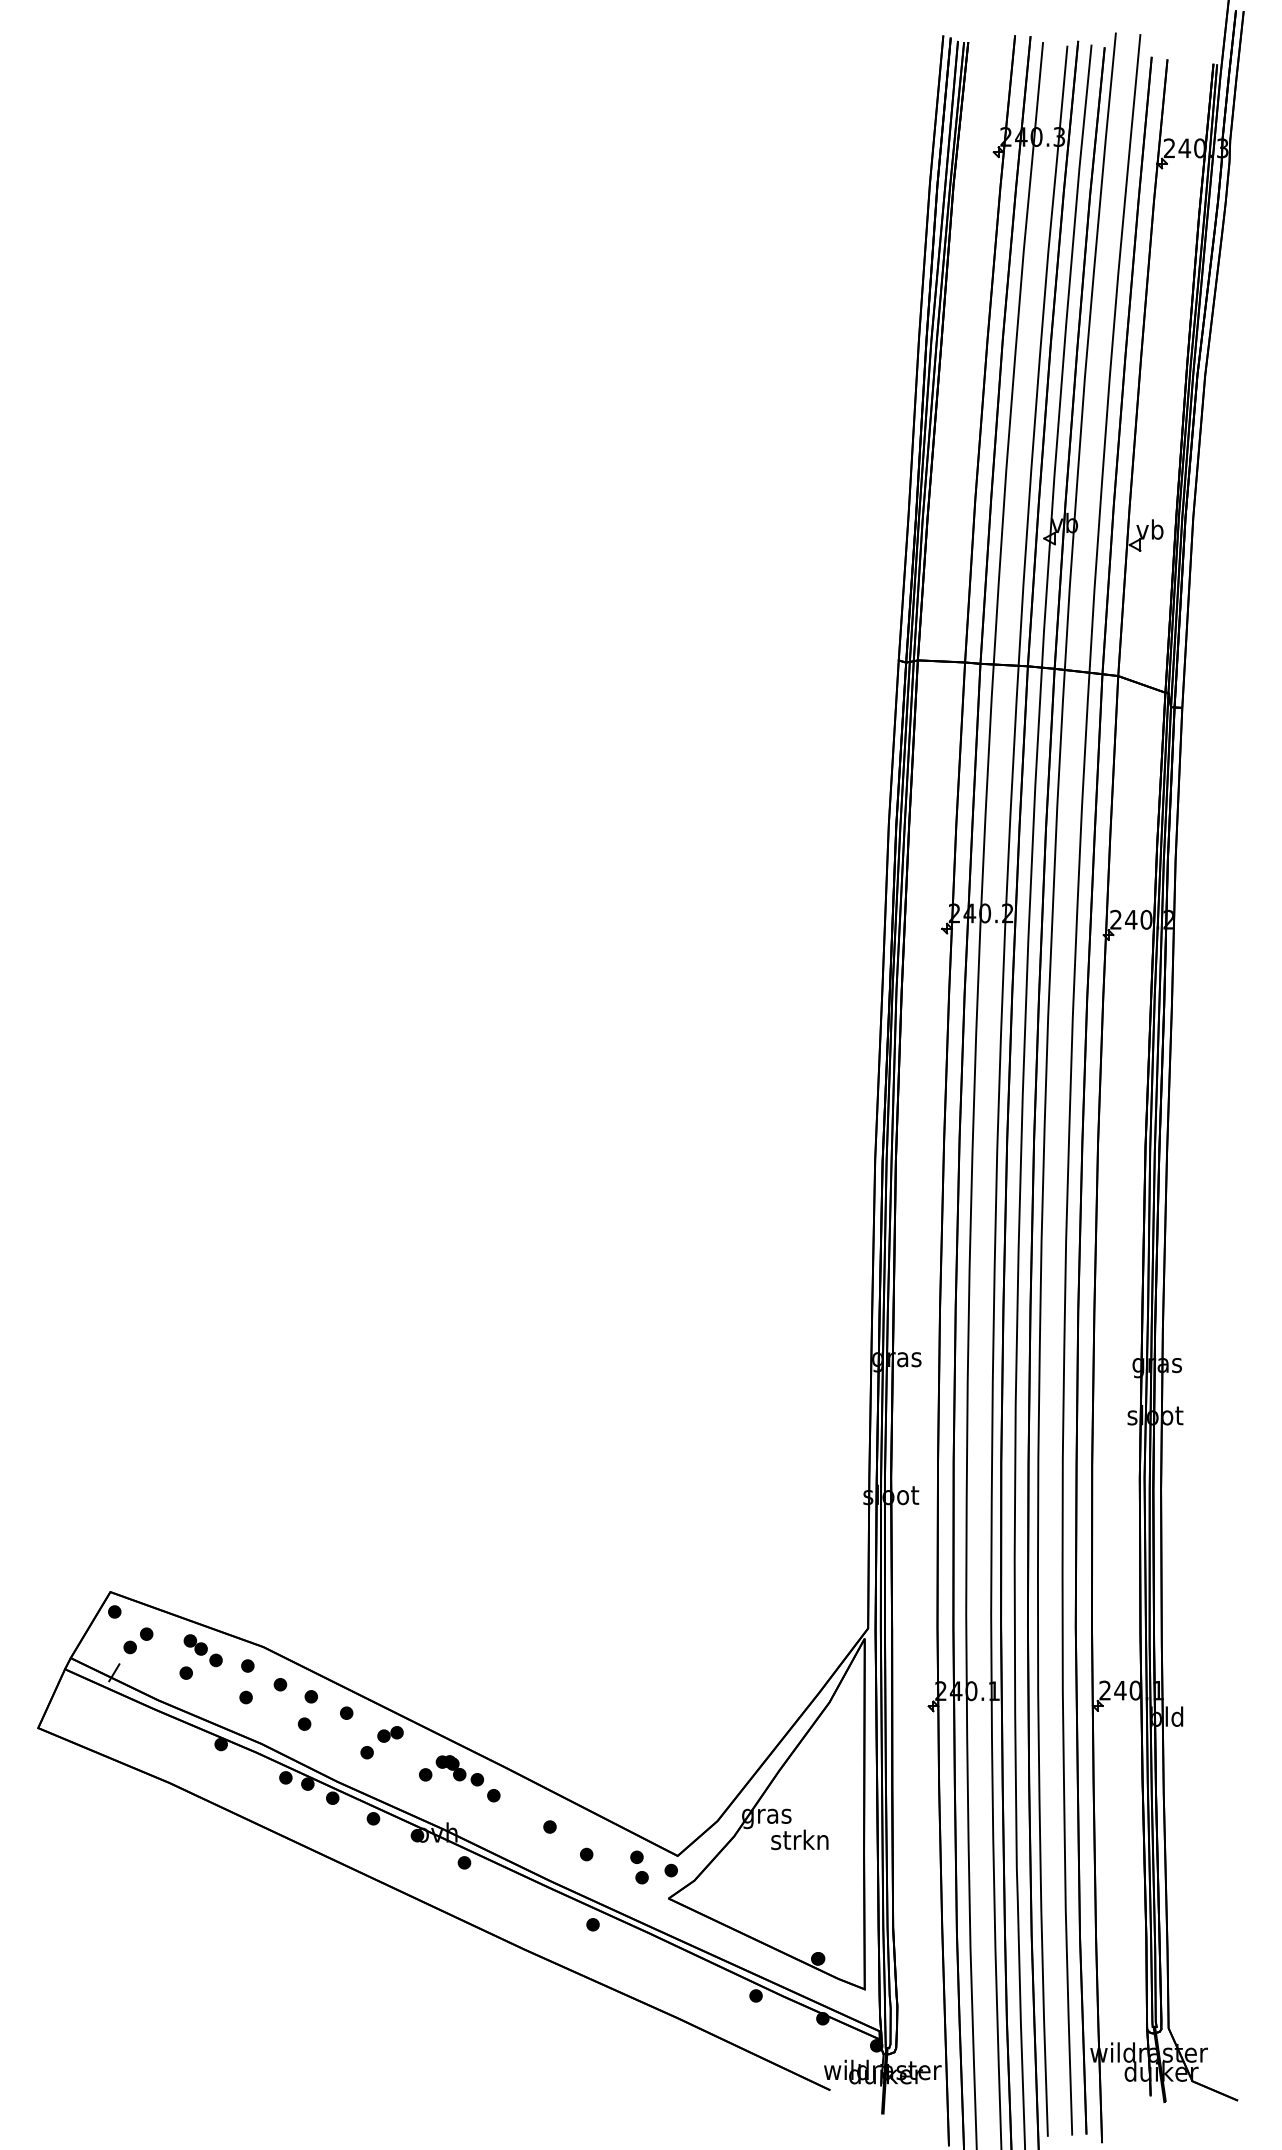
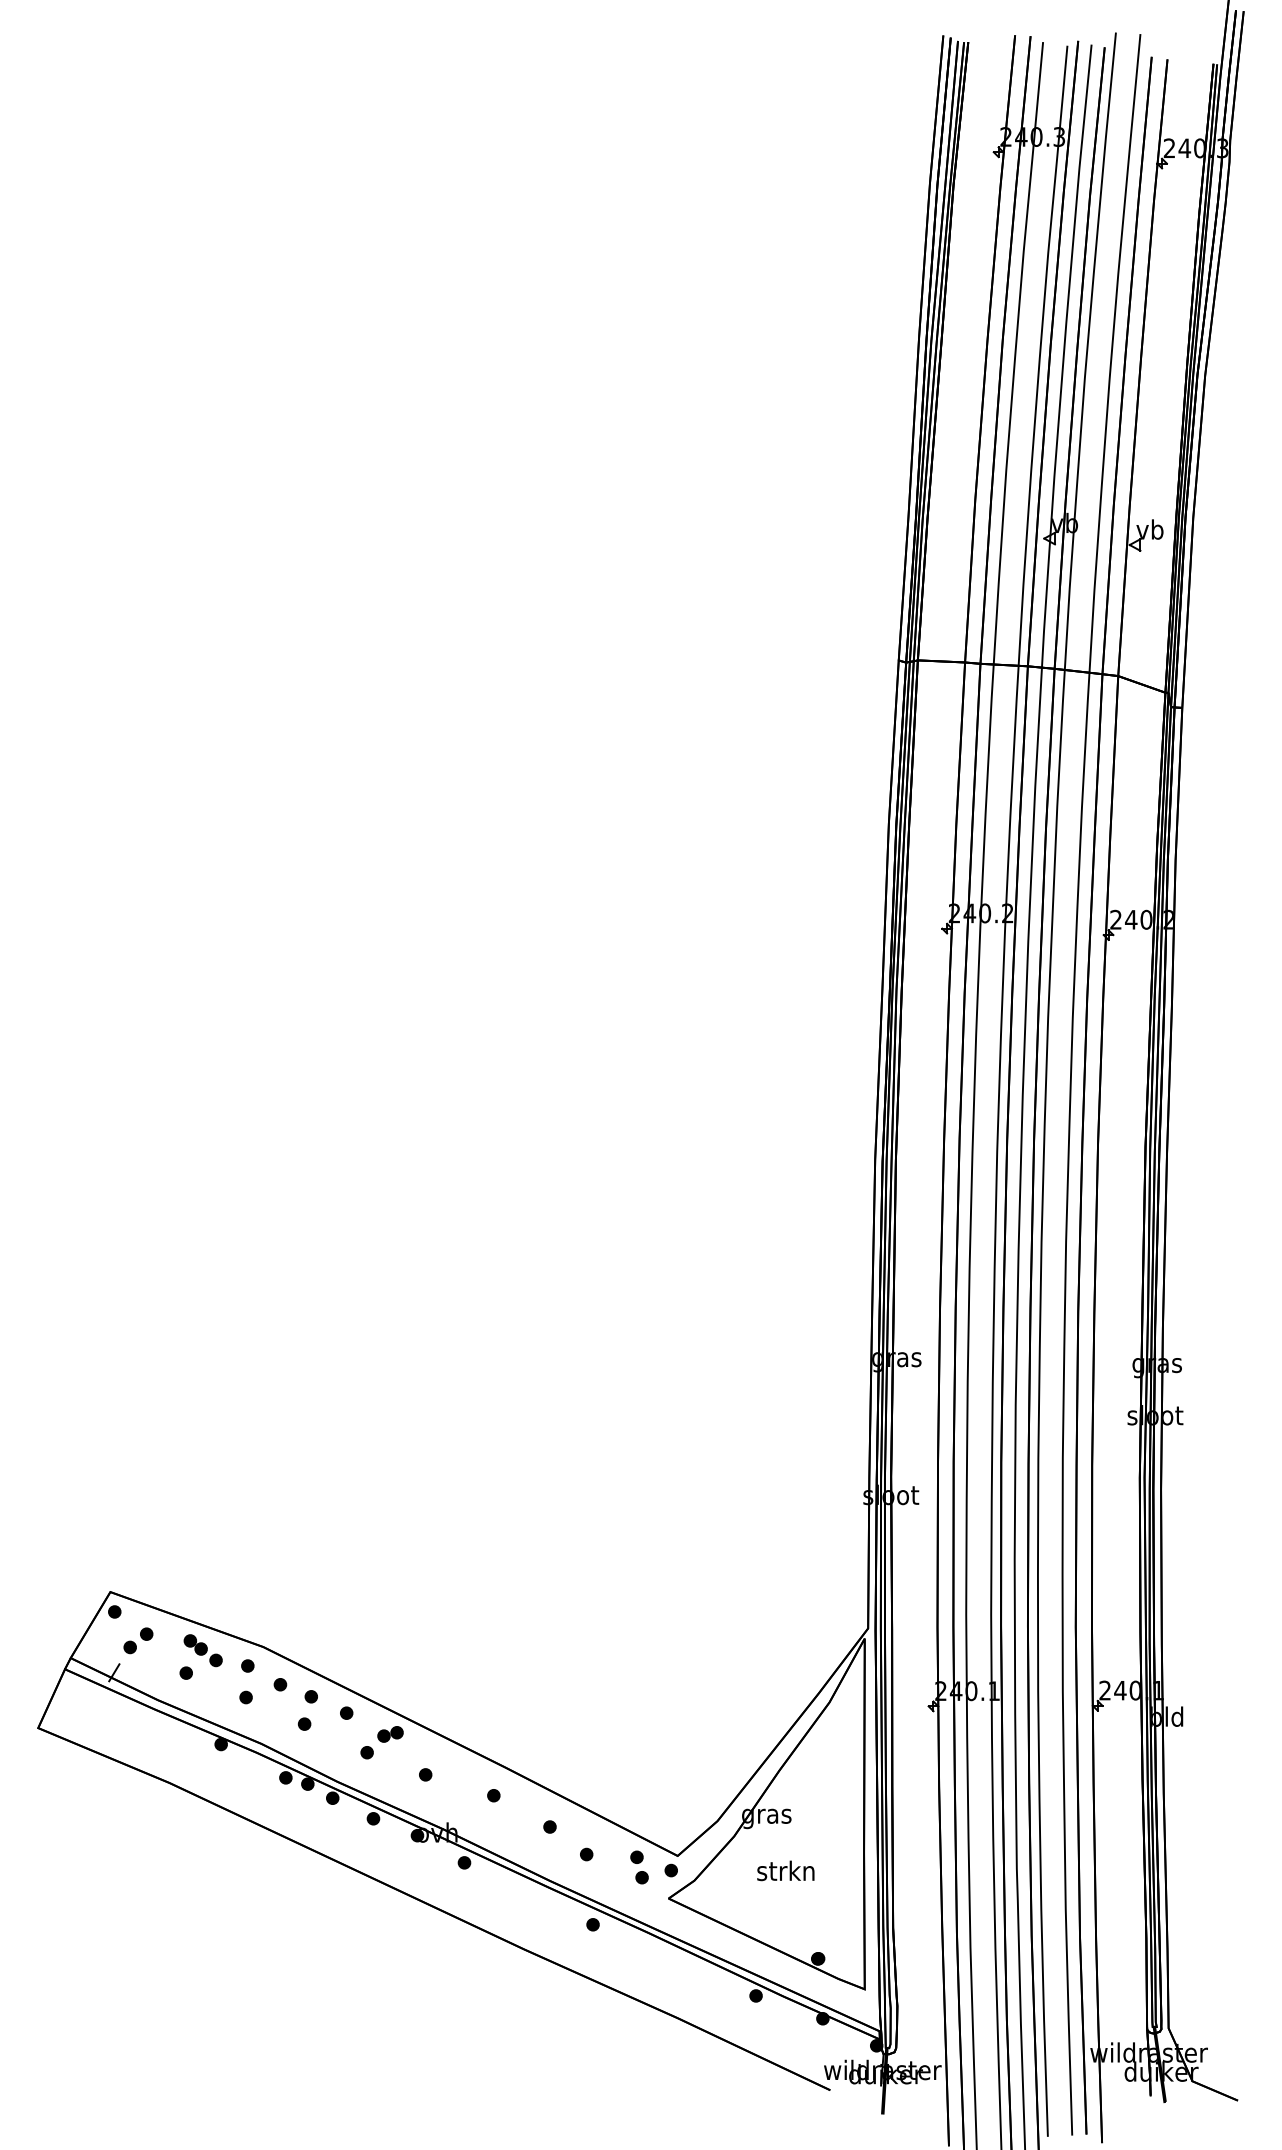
part: present -> none (459, 1770)
text position: (799, 1839) -> (785, 1870) (785, 1870)
